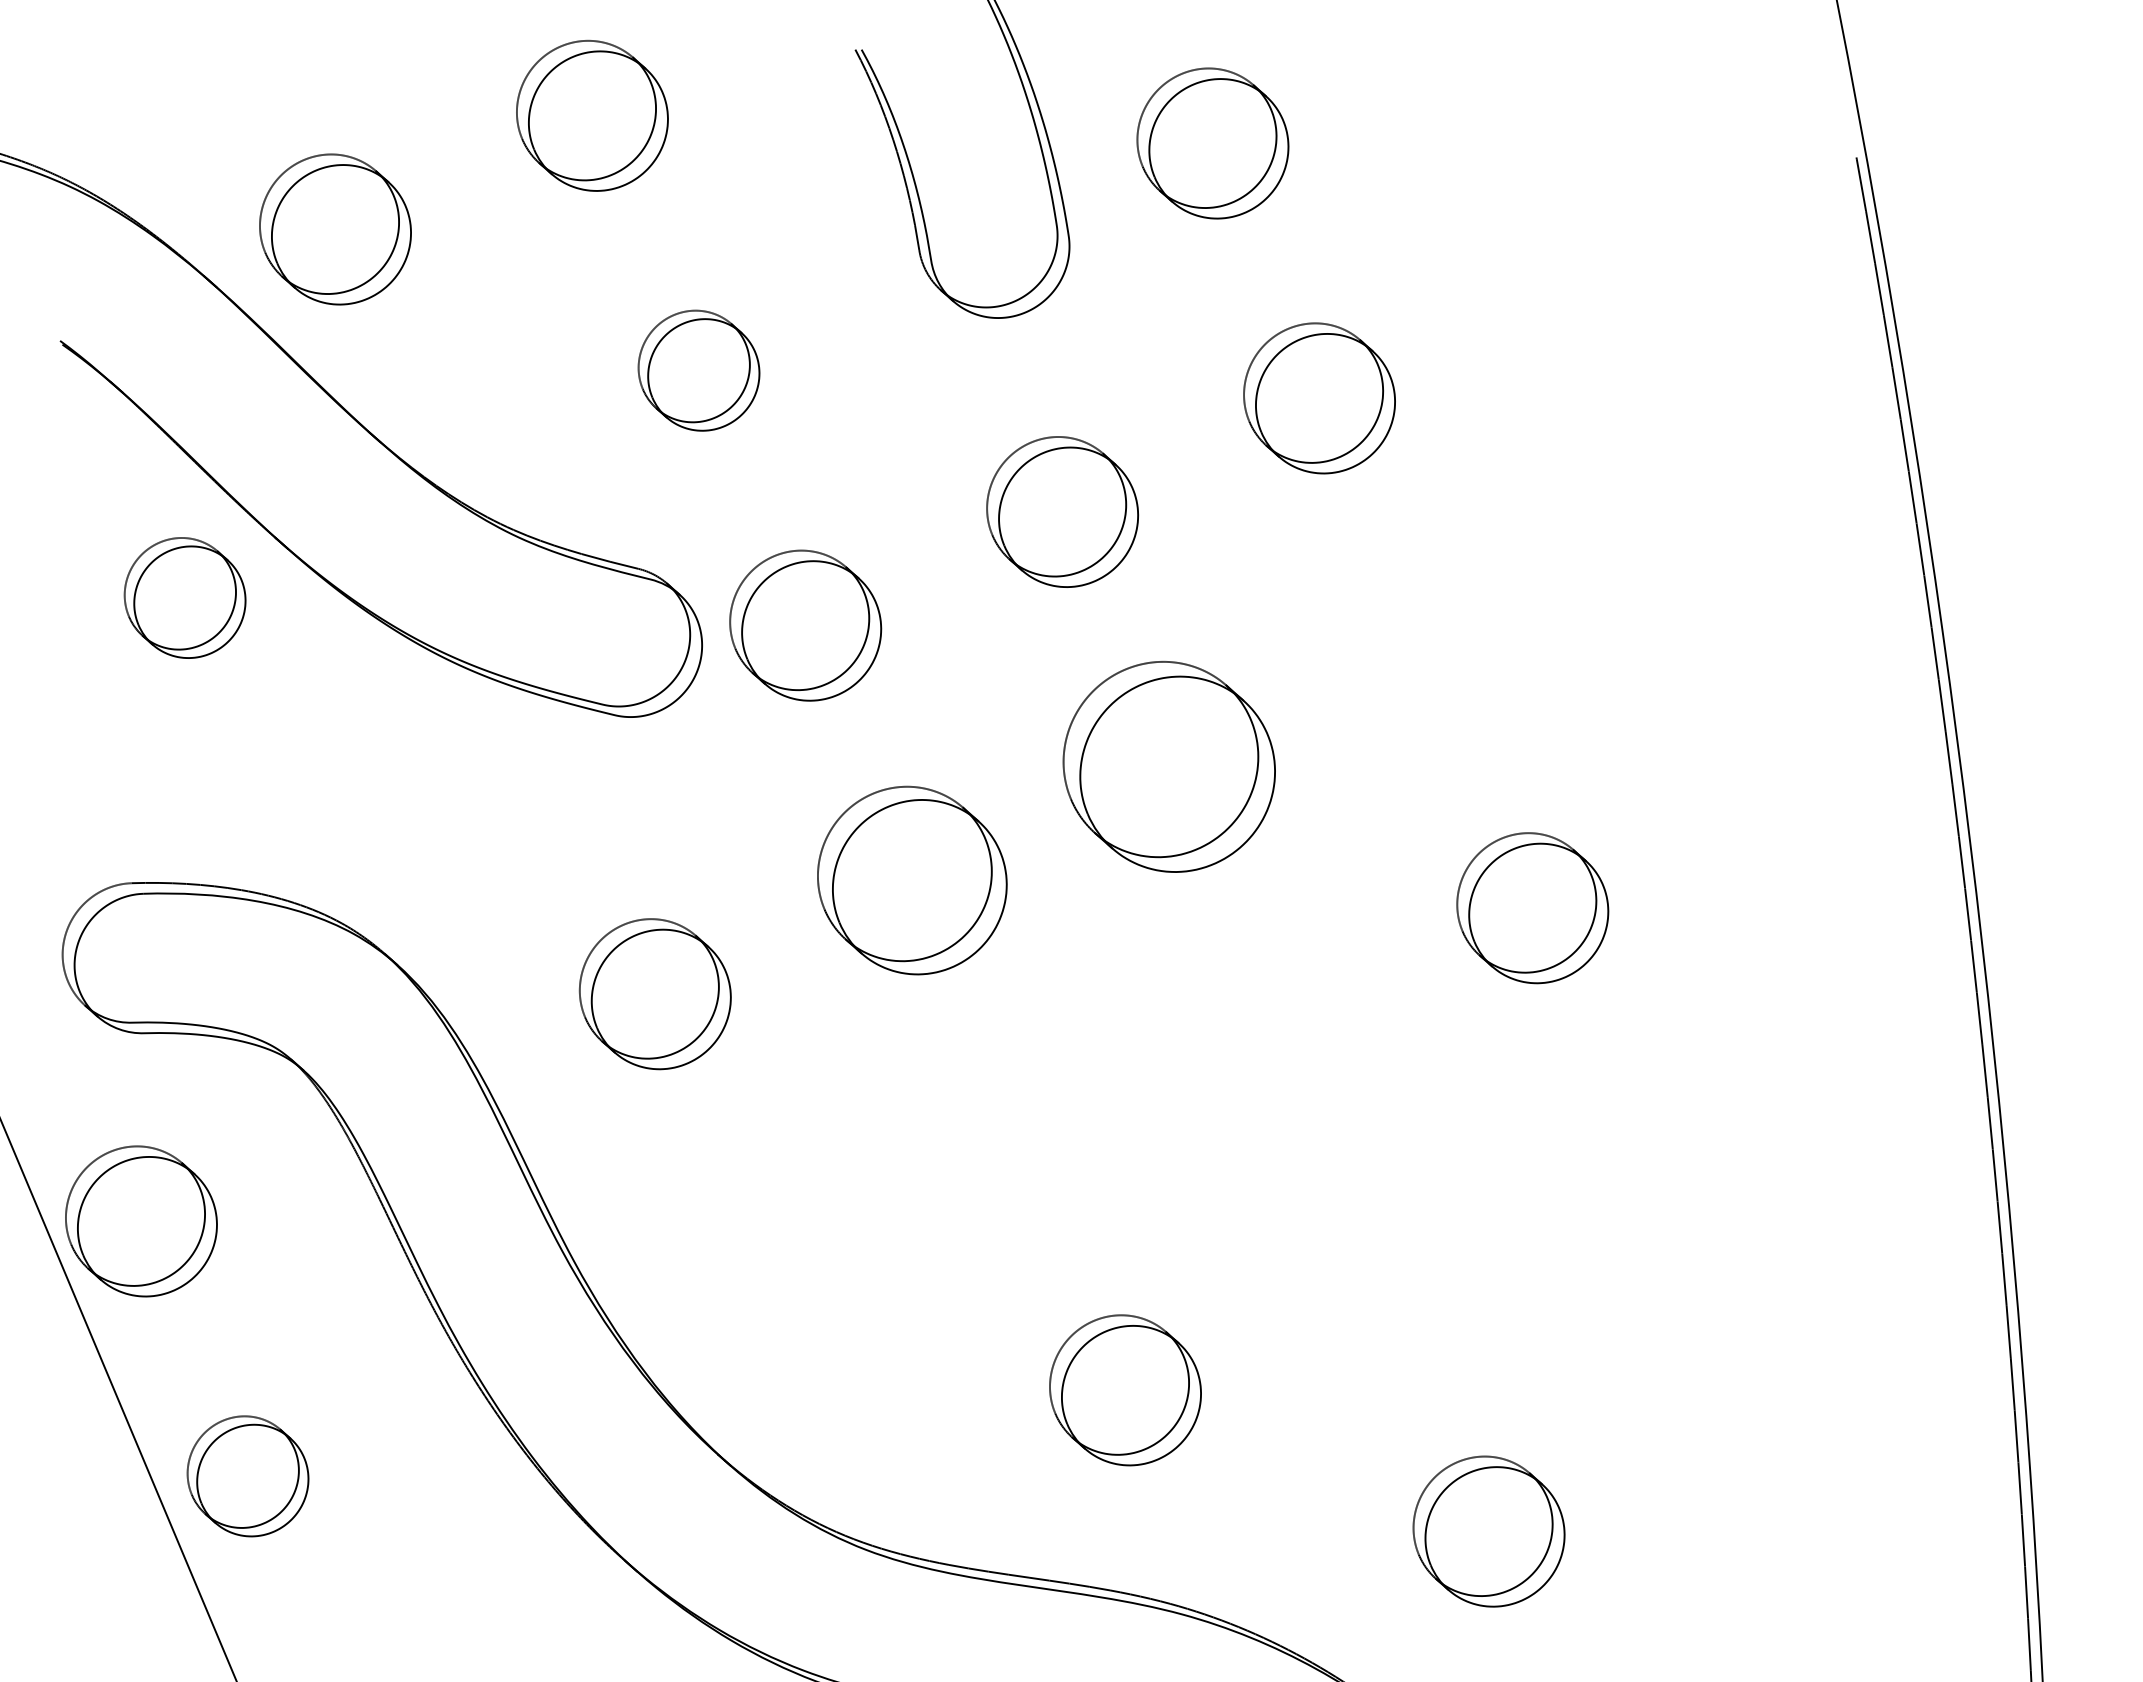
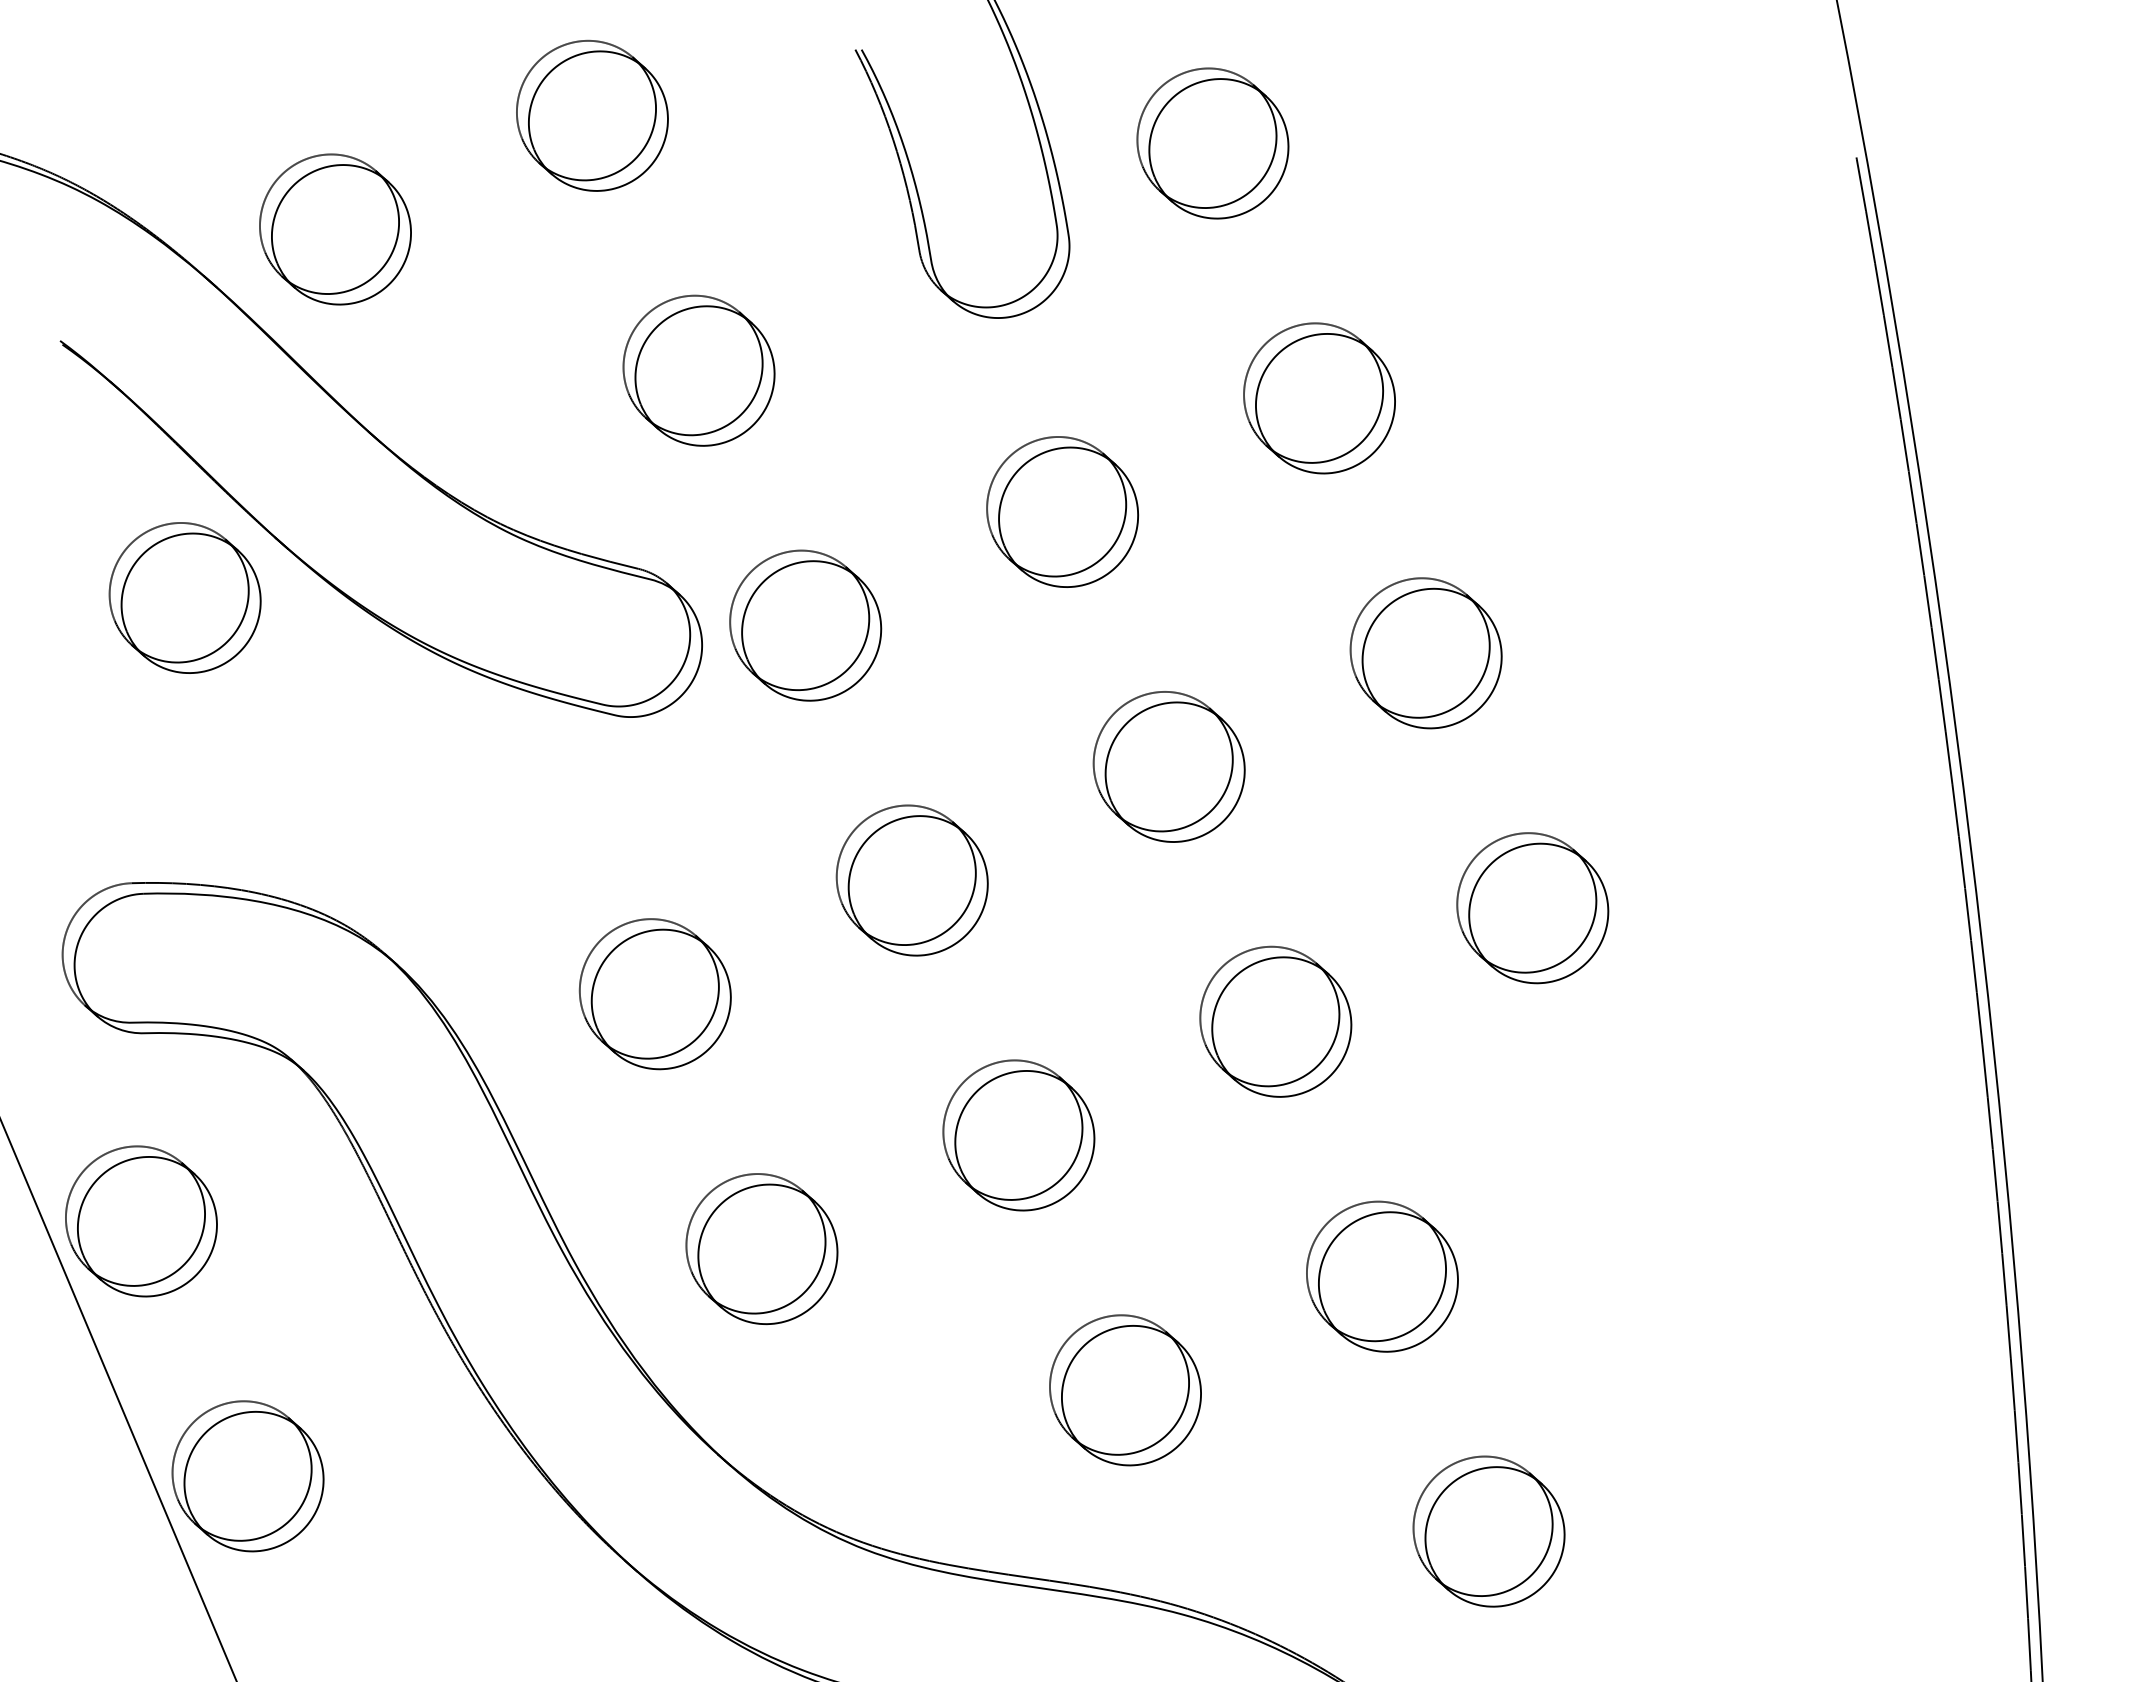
part size: 124x123 px -> 154x153 px (698, 370)
part size: 124x122 px -> 154x152 px (184, 597)
part: none -> present (1425, 653)
part size: 214x212 px -> 154x152 px (1168, 766)
part size: 191x191 px -> 154x153 px (911, 880)
part: none -> present (1275, 1021)
part: none -> present (1018, 1135)
part: none -> present (761, 1249)
part: none -> present (1382, 1276)
part size: 124x123 px -> 154x153 px (247, 1476)
